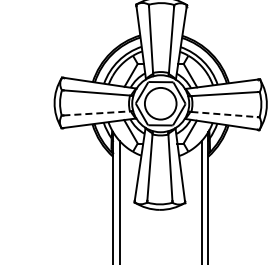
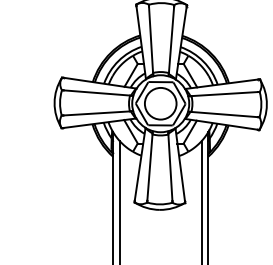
line: dashed -> solid (97, 113)
line: dashed -> solid (225, 114)
